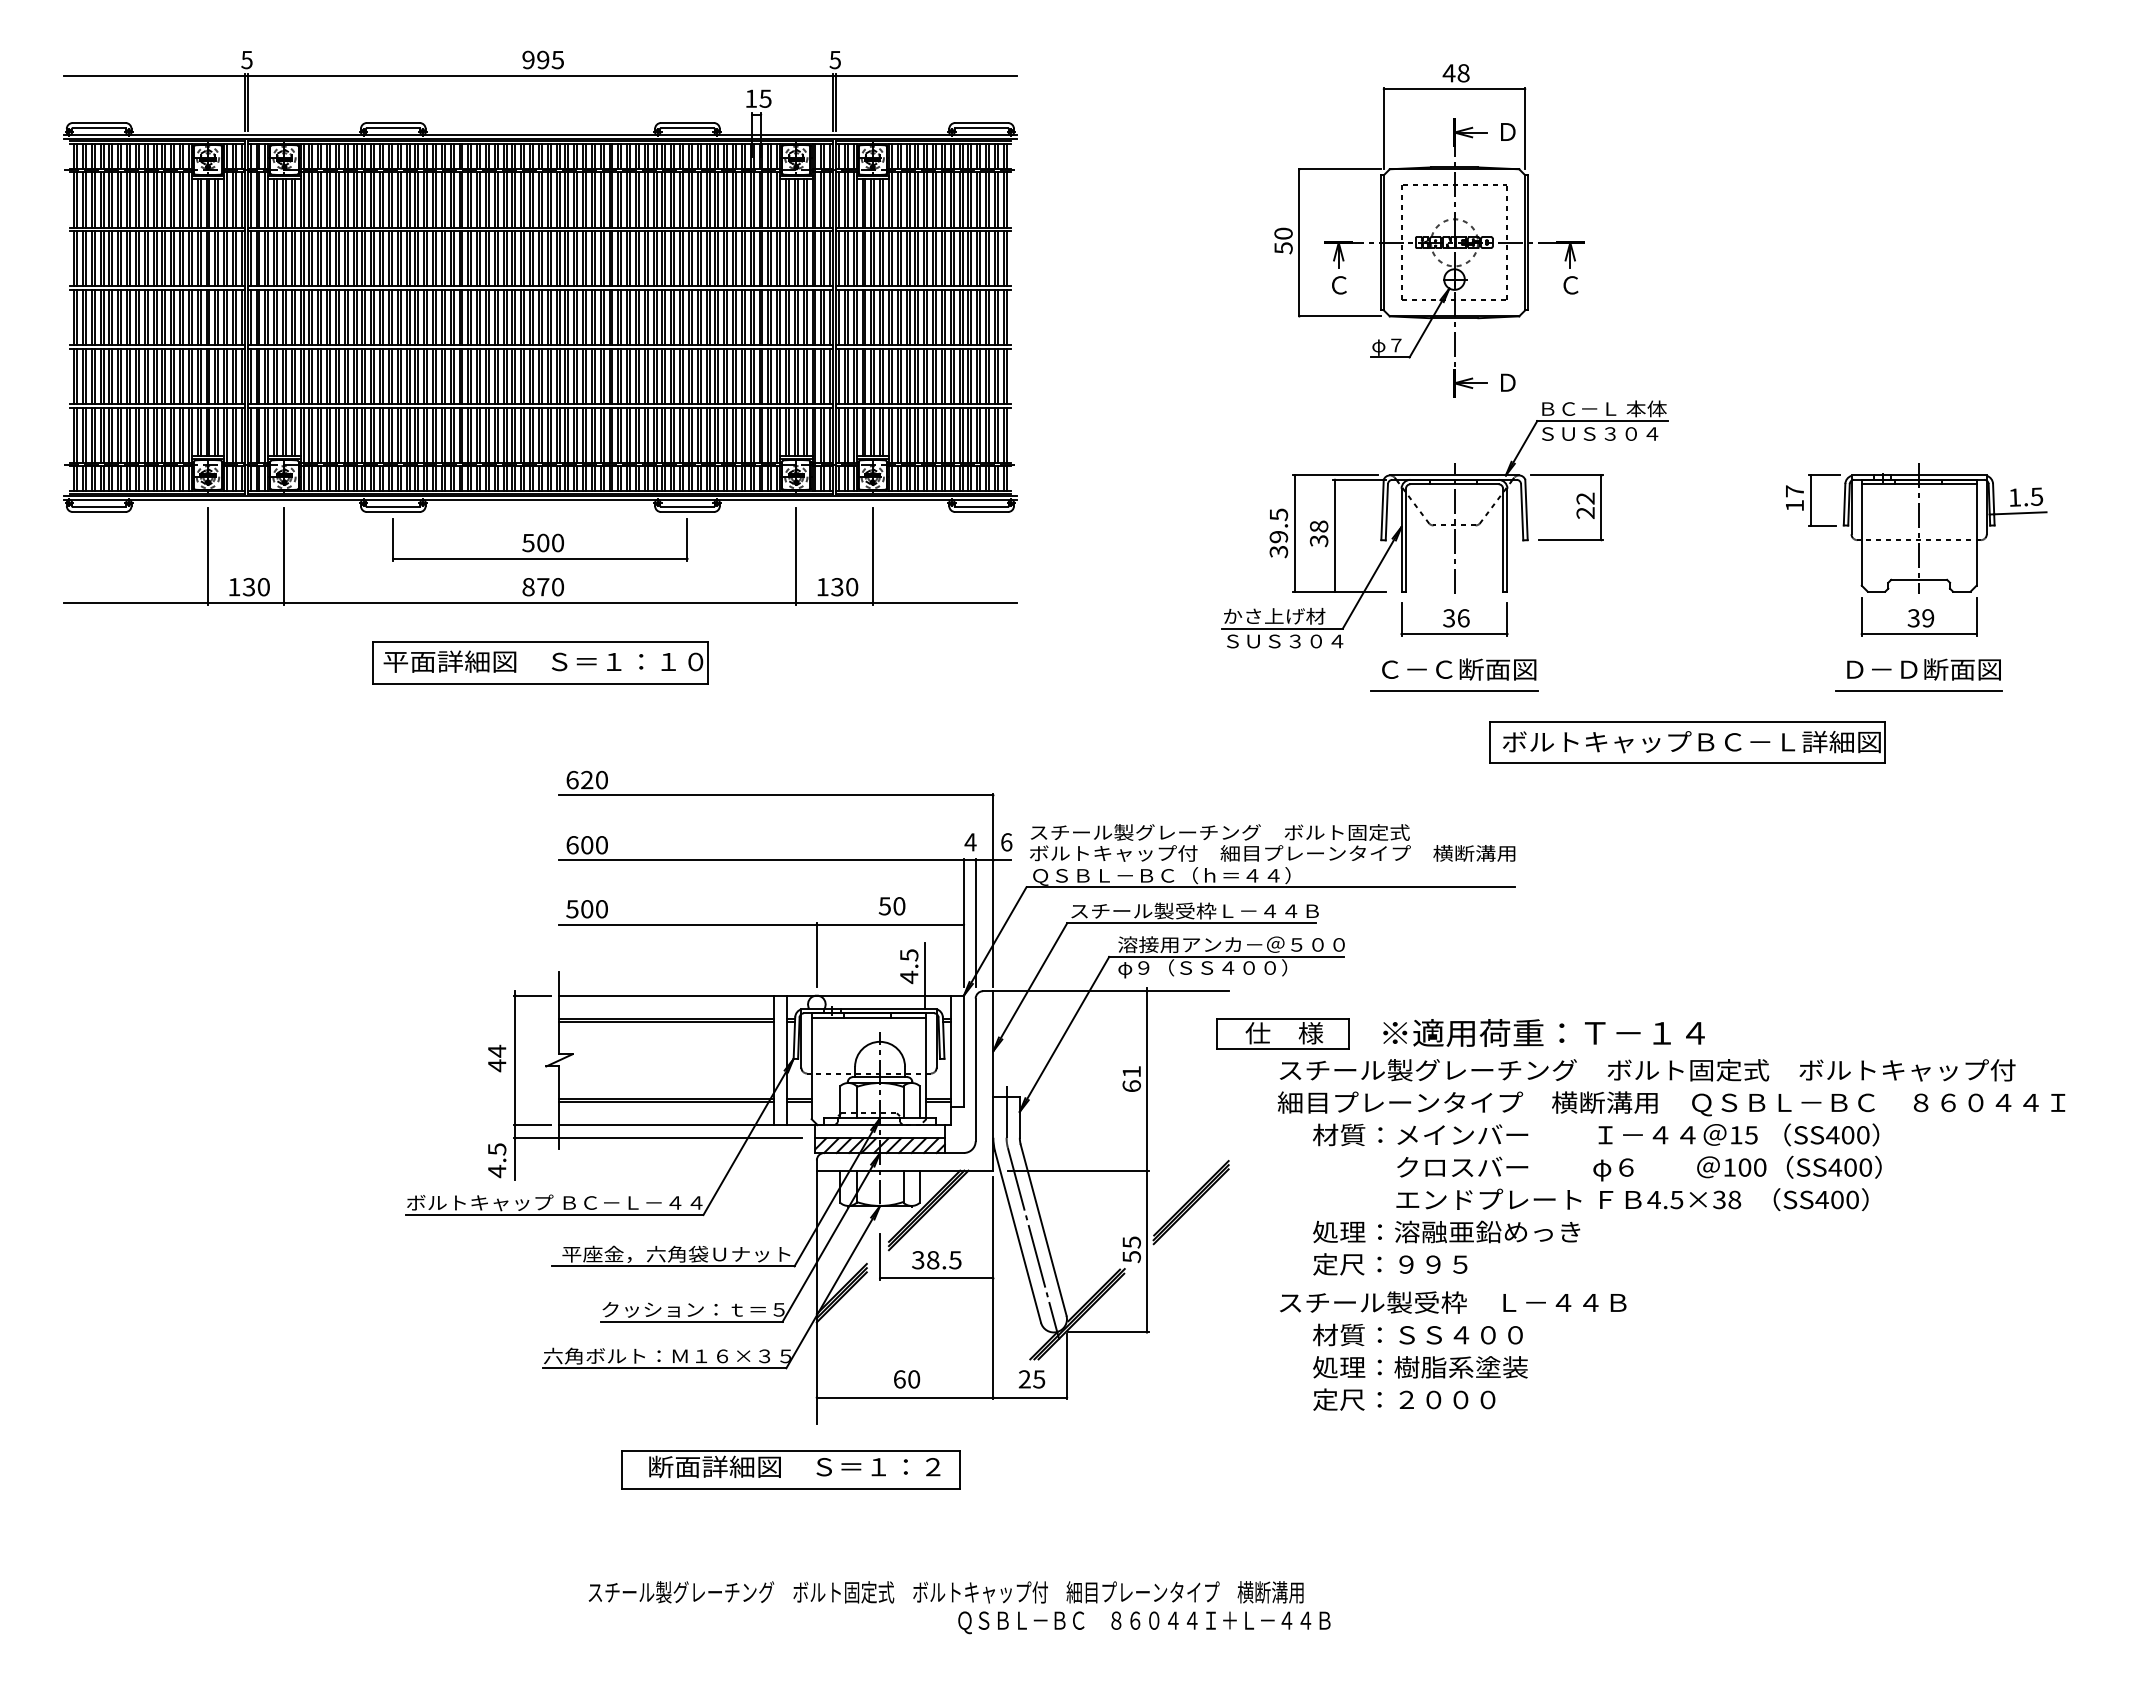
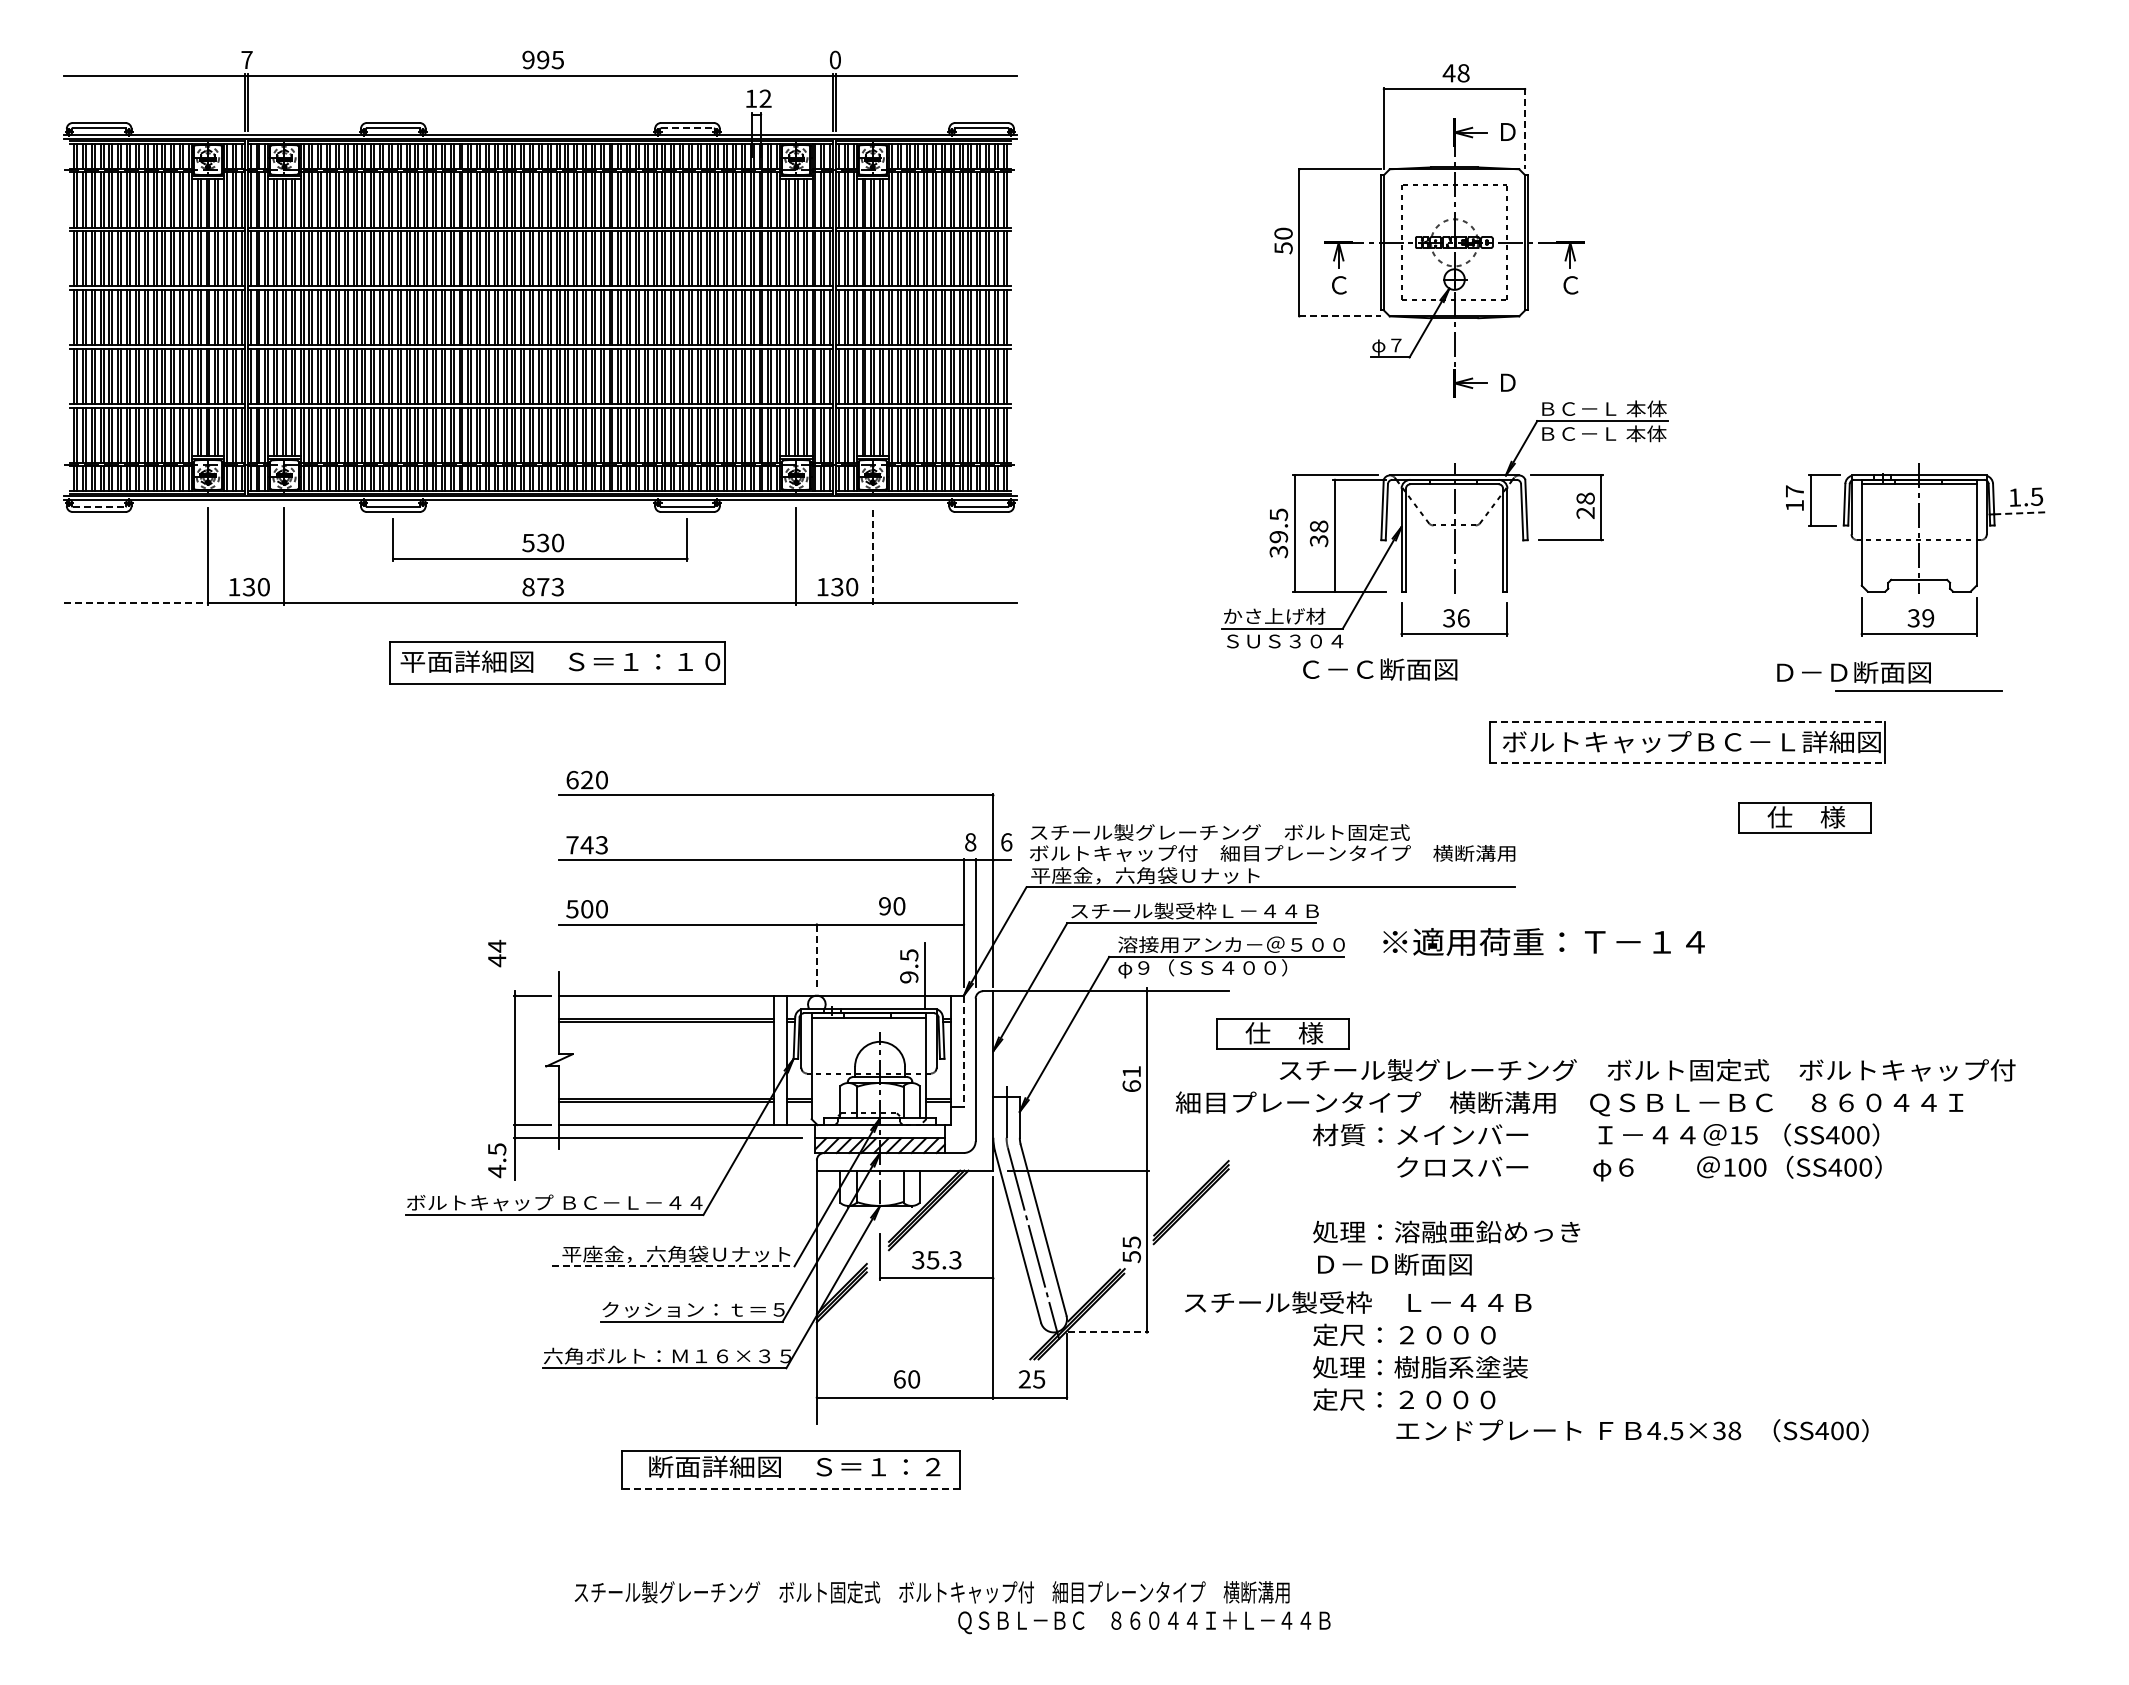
text: 5 -> 0 (834, 59)
text: 5 -> 7 (246, 60)
text: 15 -> 12 (765, 98)
line: solid -> dashed (687, 128)
line: solid -> dashed (1525, 128)
line: solid -> dashed (1340, 316)
text: ＳＵＳ３０４ -> ＢＣ－Ｌ 本体 (1604, 433)
text: 22 -> 28 (1585, 498)
line: solid -> dashed (99, 506)
line: solid -> dashed (2020, 513)
text: 500 -> 530 (543, 542)
line: solid -> dashed (872, 555)
text: 870 -> 873 (557, 587)
line: solid -> dashed (136, 602)
part position: (540, 662) -> (557, 662) (557, 662)
text position: (1459, 669) -> (1380, 669) (1380, 669)
text position: (1923, 669) -> (1853, 672) (1853, 672)
line: present -> none (1454, 690)
line: solid -> dashed (1687, 721)
line: solid -> dashed (1687, 762)
part: none -> present (1804, 817)
text: 4 -> 8 (970, 842)
text: 600 -> 743 (586, 845)
text: ＱＳＢＬ－ＢＣ（ｈ＝４４） -> 平座金，六角袋Ｕナット (1160, 876)
text: 50 -> 90 (884, 906)
line: solid -> dashed (816, 954)
text: 4.5 -> 9.5 (909, 977)
text position: (1543, 1032) -> (1543, 941) (1543, 941)
line: solid -> dashed (963, 1051)
text position: (497, 1058) -> (497, 953) (497, 953)
text position: (1671, 1103) -> (1569, 1103) (1569, 1103)
text position: (1632, 1199) -> (1632, 1430) (1632, 1430)
text: 38.5 -> 35.3 (943, 1260)
text: 定尺：９９５ -> Ｄ－Ｄ断面図 (1392, 1264)
line: solid -> dashed (673, 1266)
text position: (1453, 1302) -> (1358, 1302) (1358, 1302)
line: solid -> dashed (1109, 1332)
text: 材質：ＳＳ４００ -> 定尺：２０００ (1417, 1334)
line: solid -> dashed (790, 1488)
text position: (945, 1592) -> (931, 1592) (931, 1592)
